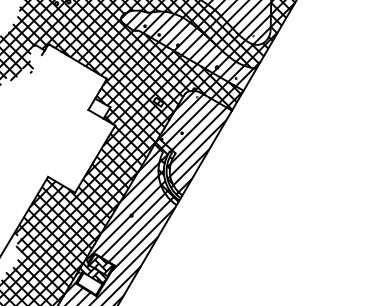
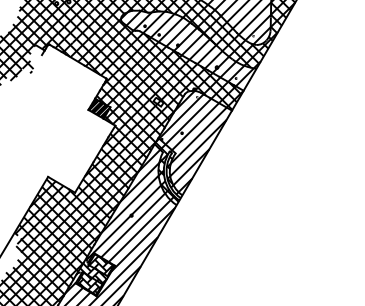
hatch: none -> present (99, 108)
hatch: none -> present (89, 283)
